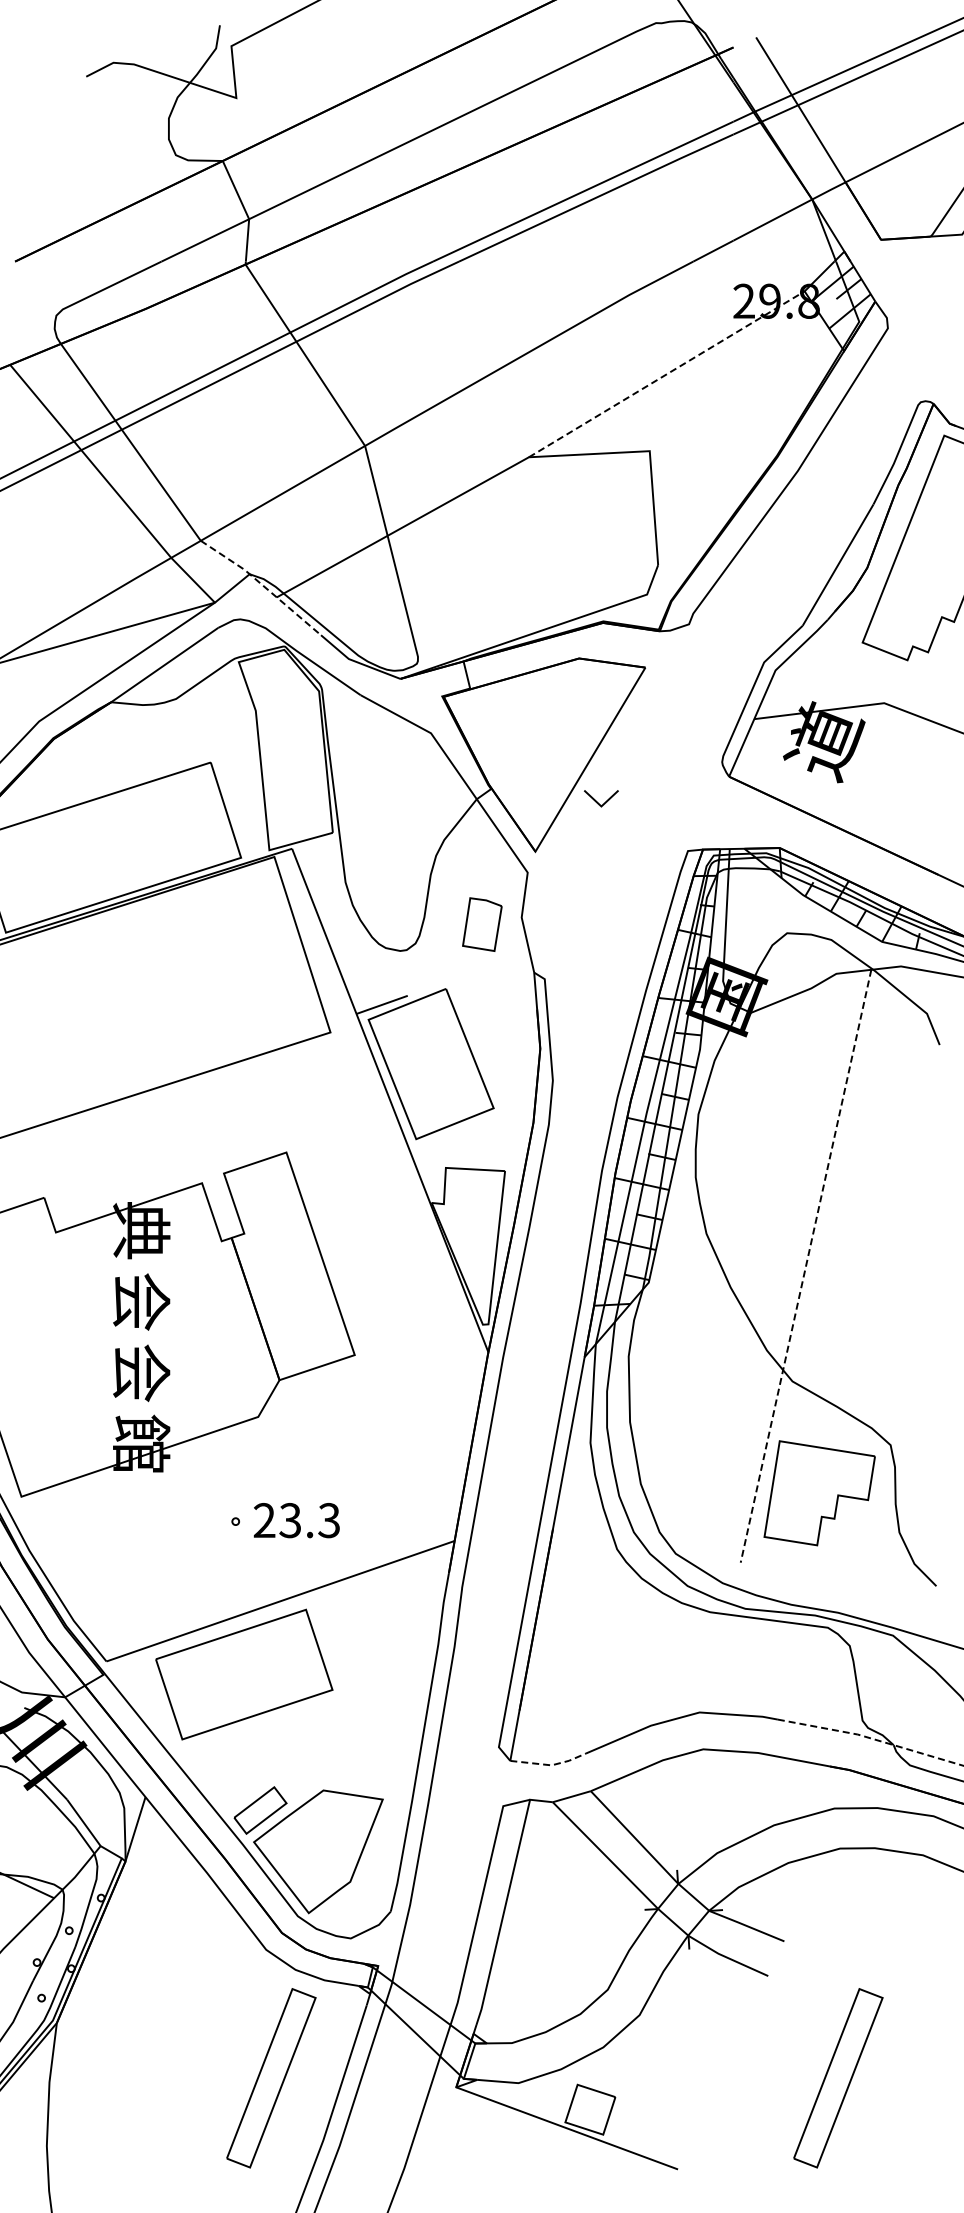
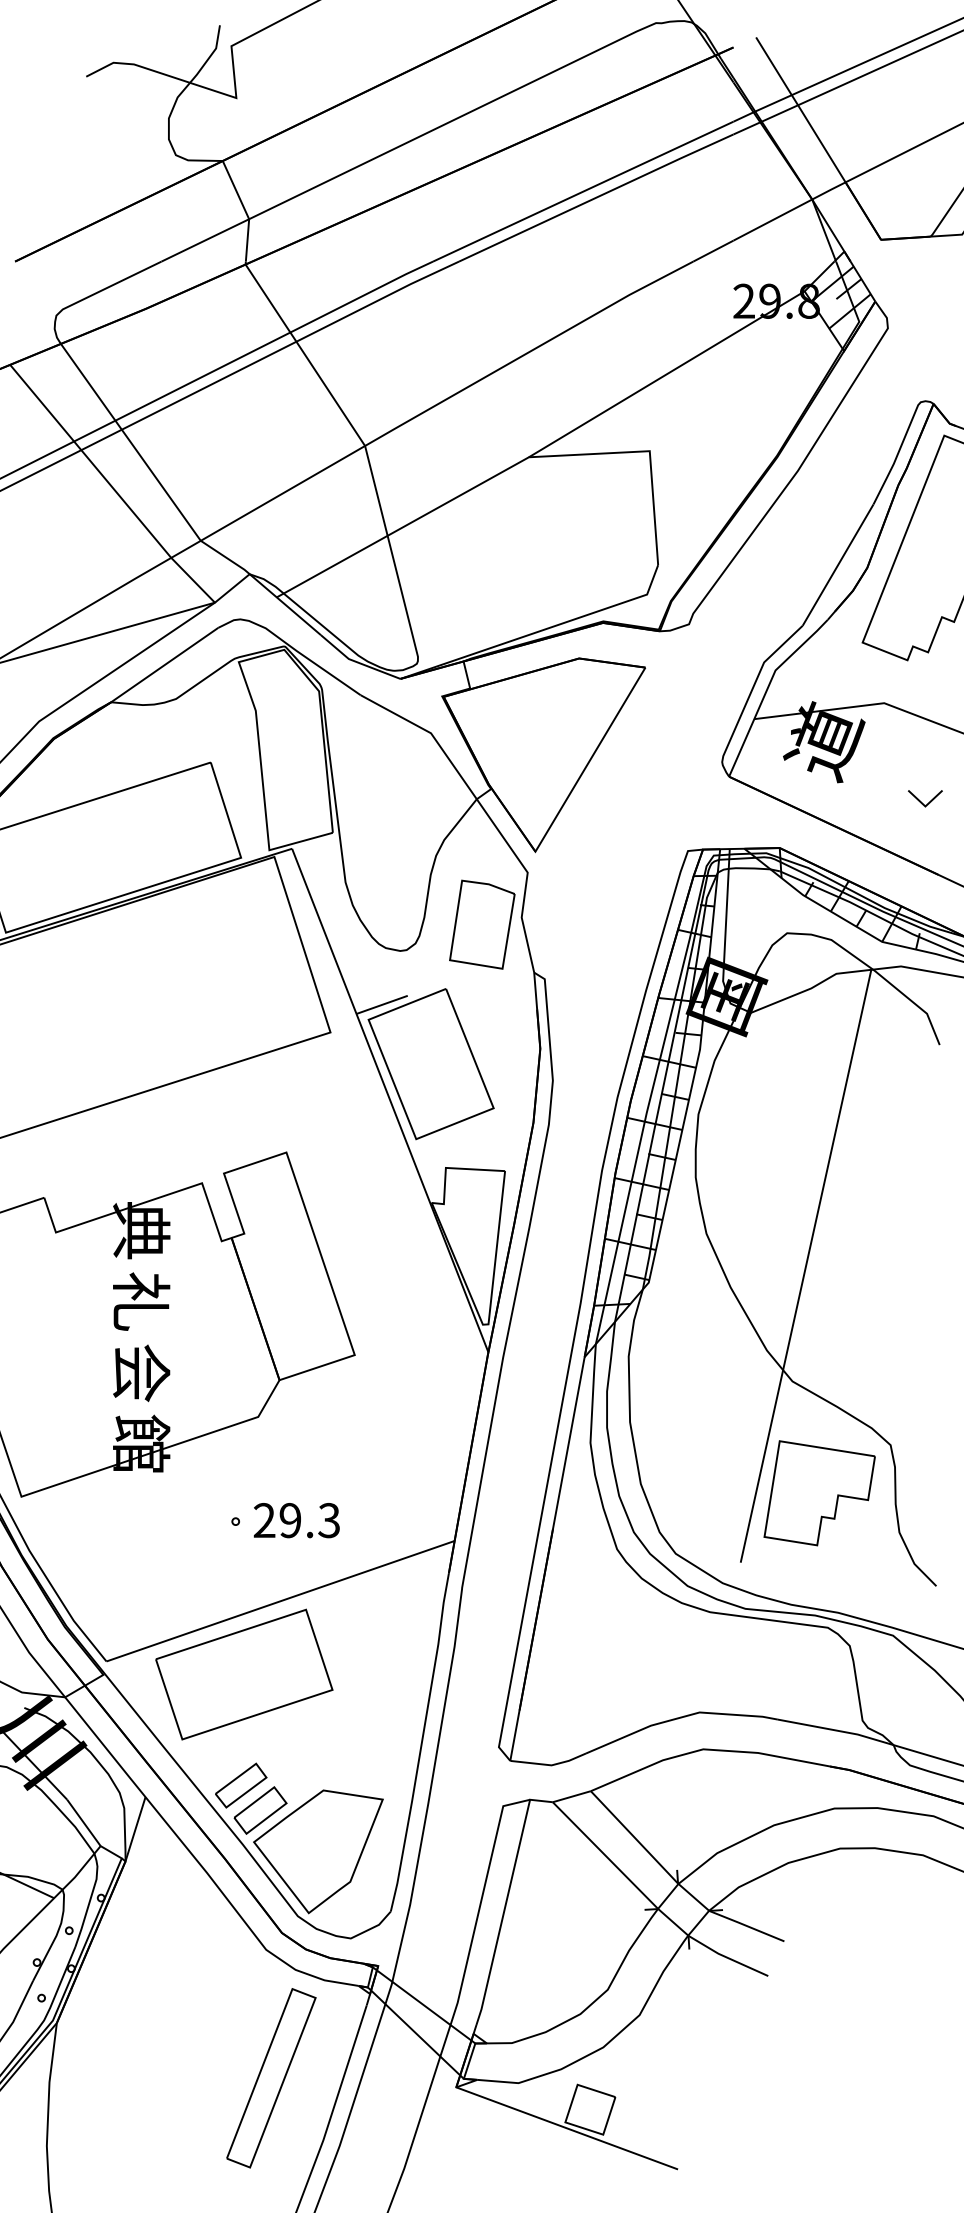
line: dashed -> solid (666, 374)
line: dashed -> solid (263, 585)
part position: (601, 798) -> (925, 798) (925, 798)
part size: 41x55 px -> 67x91 px (482, 924)
line: dashed -> solid (805, 1267)
text: 会 -> 礼 (141, 1301)
text: 23.3 -> 29.3 (289, 1520)
line: dashed -> solid (871, 1738)
line: dashed -> solid (550, 1765)
part: none -> present (241, 1785)
part: present -> none (838, 2078)
